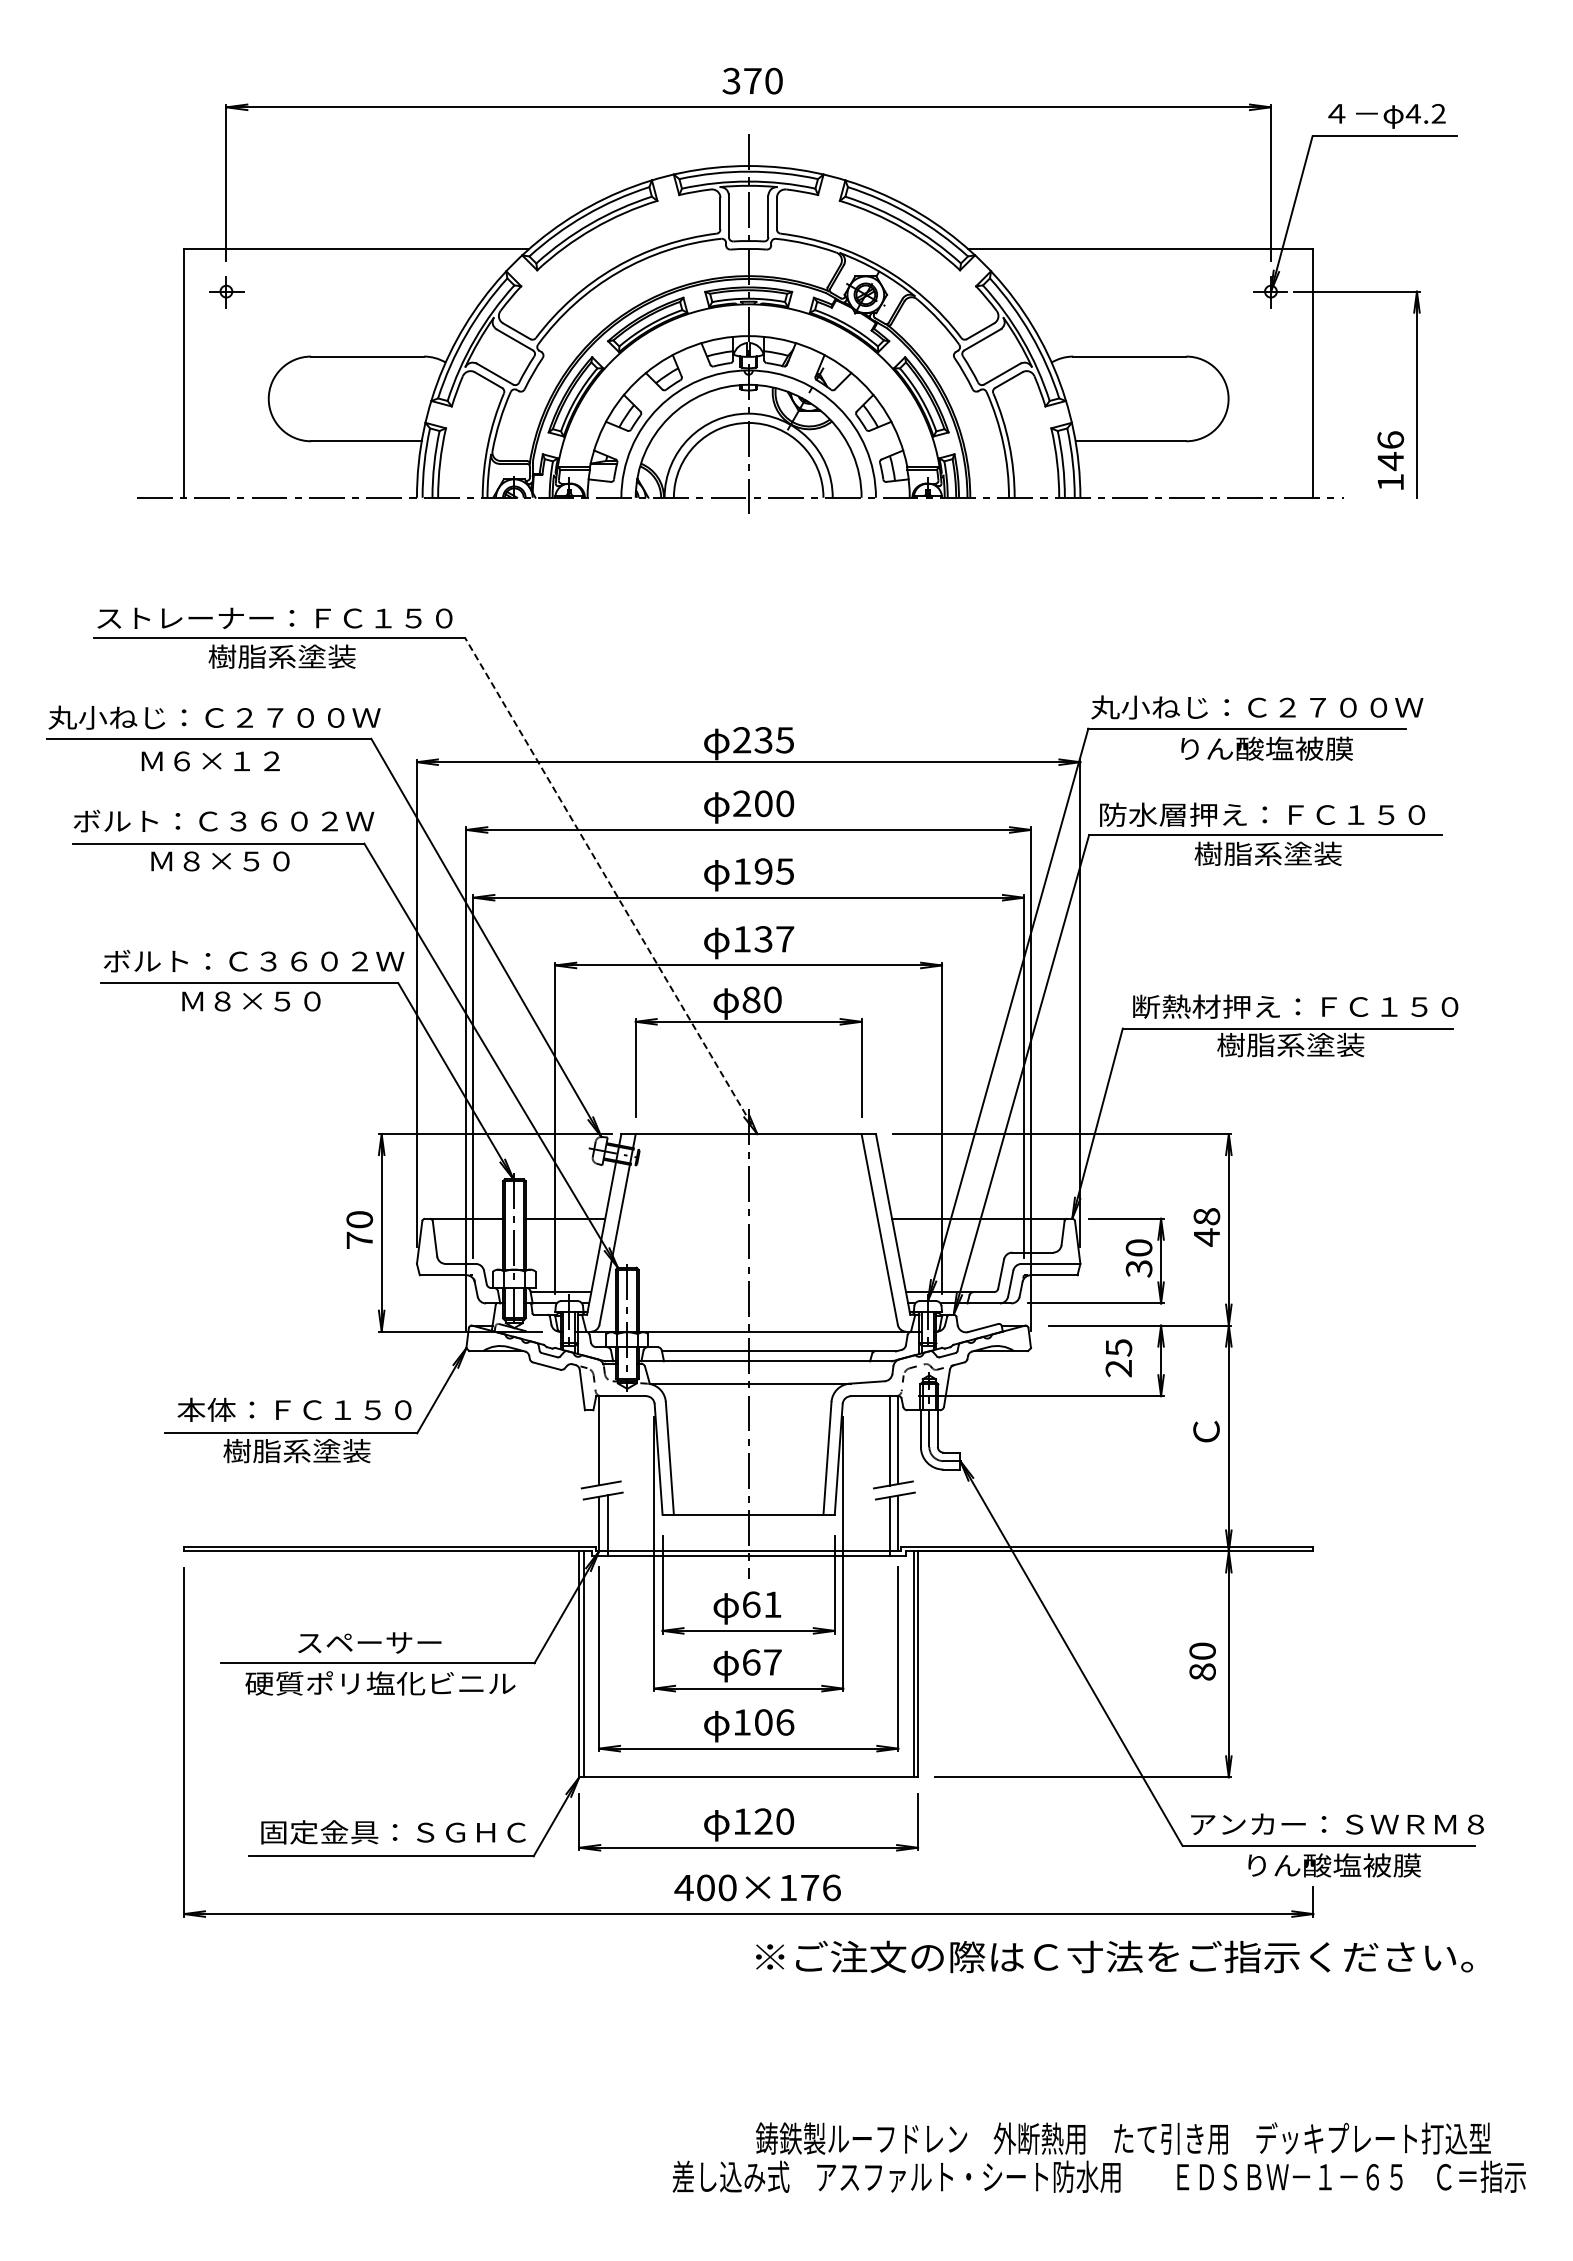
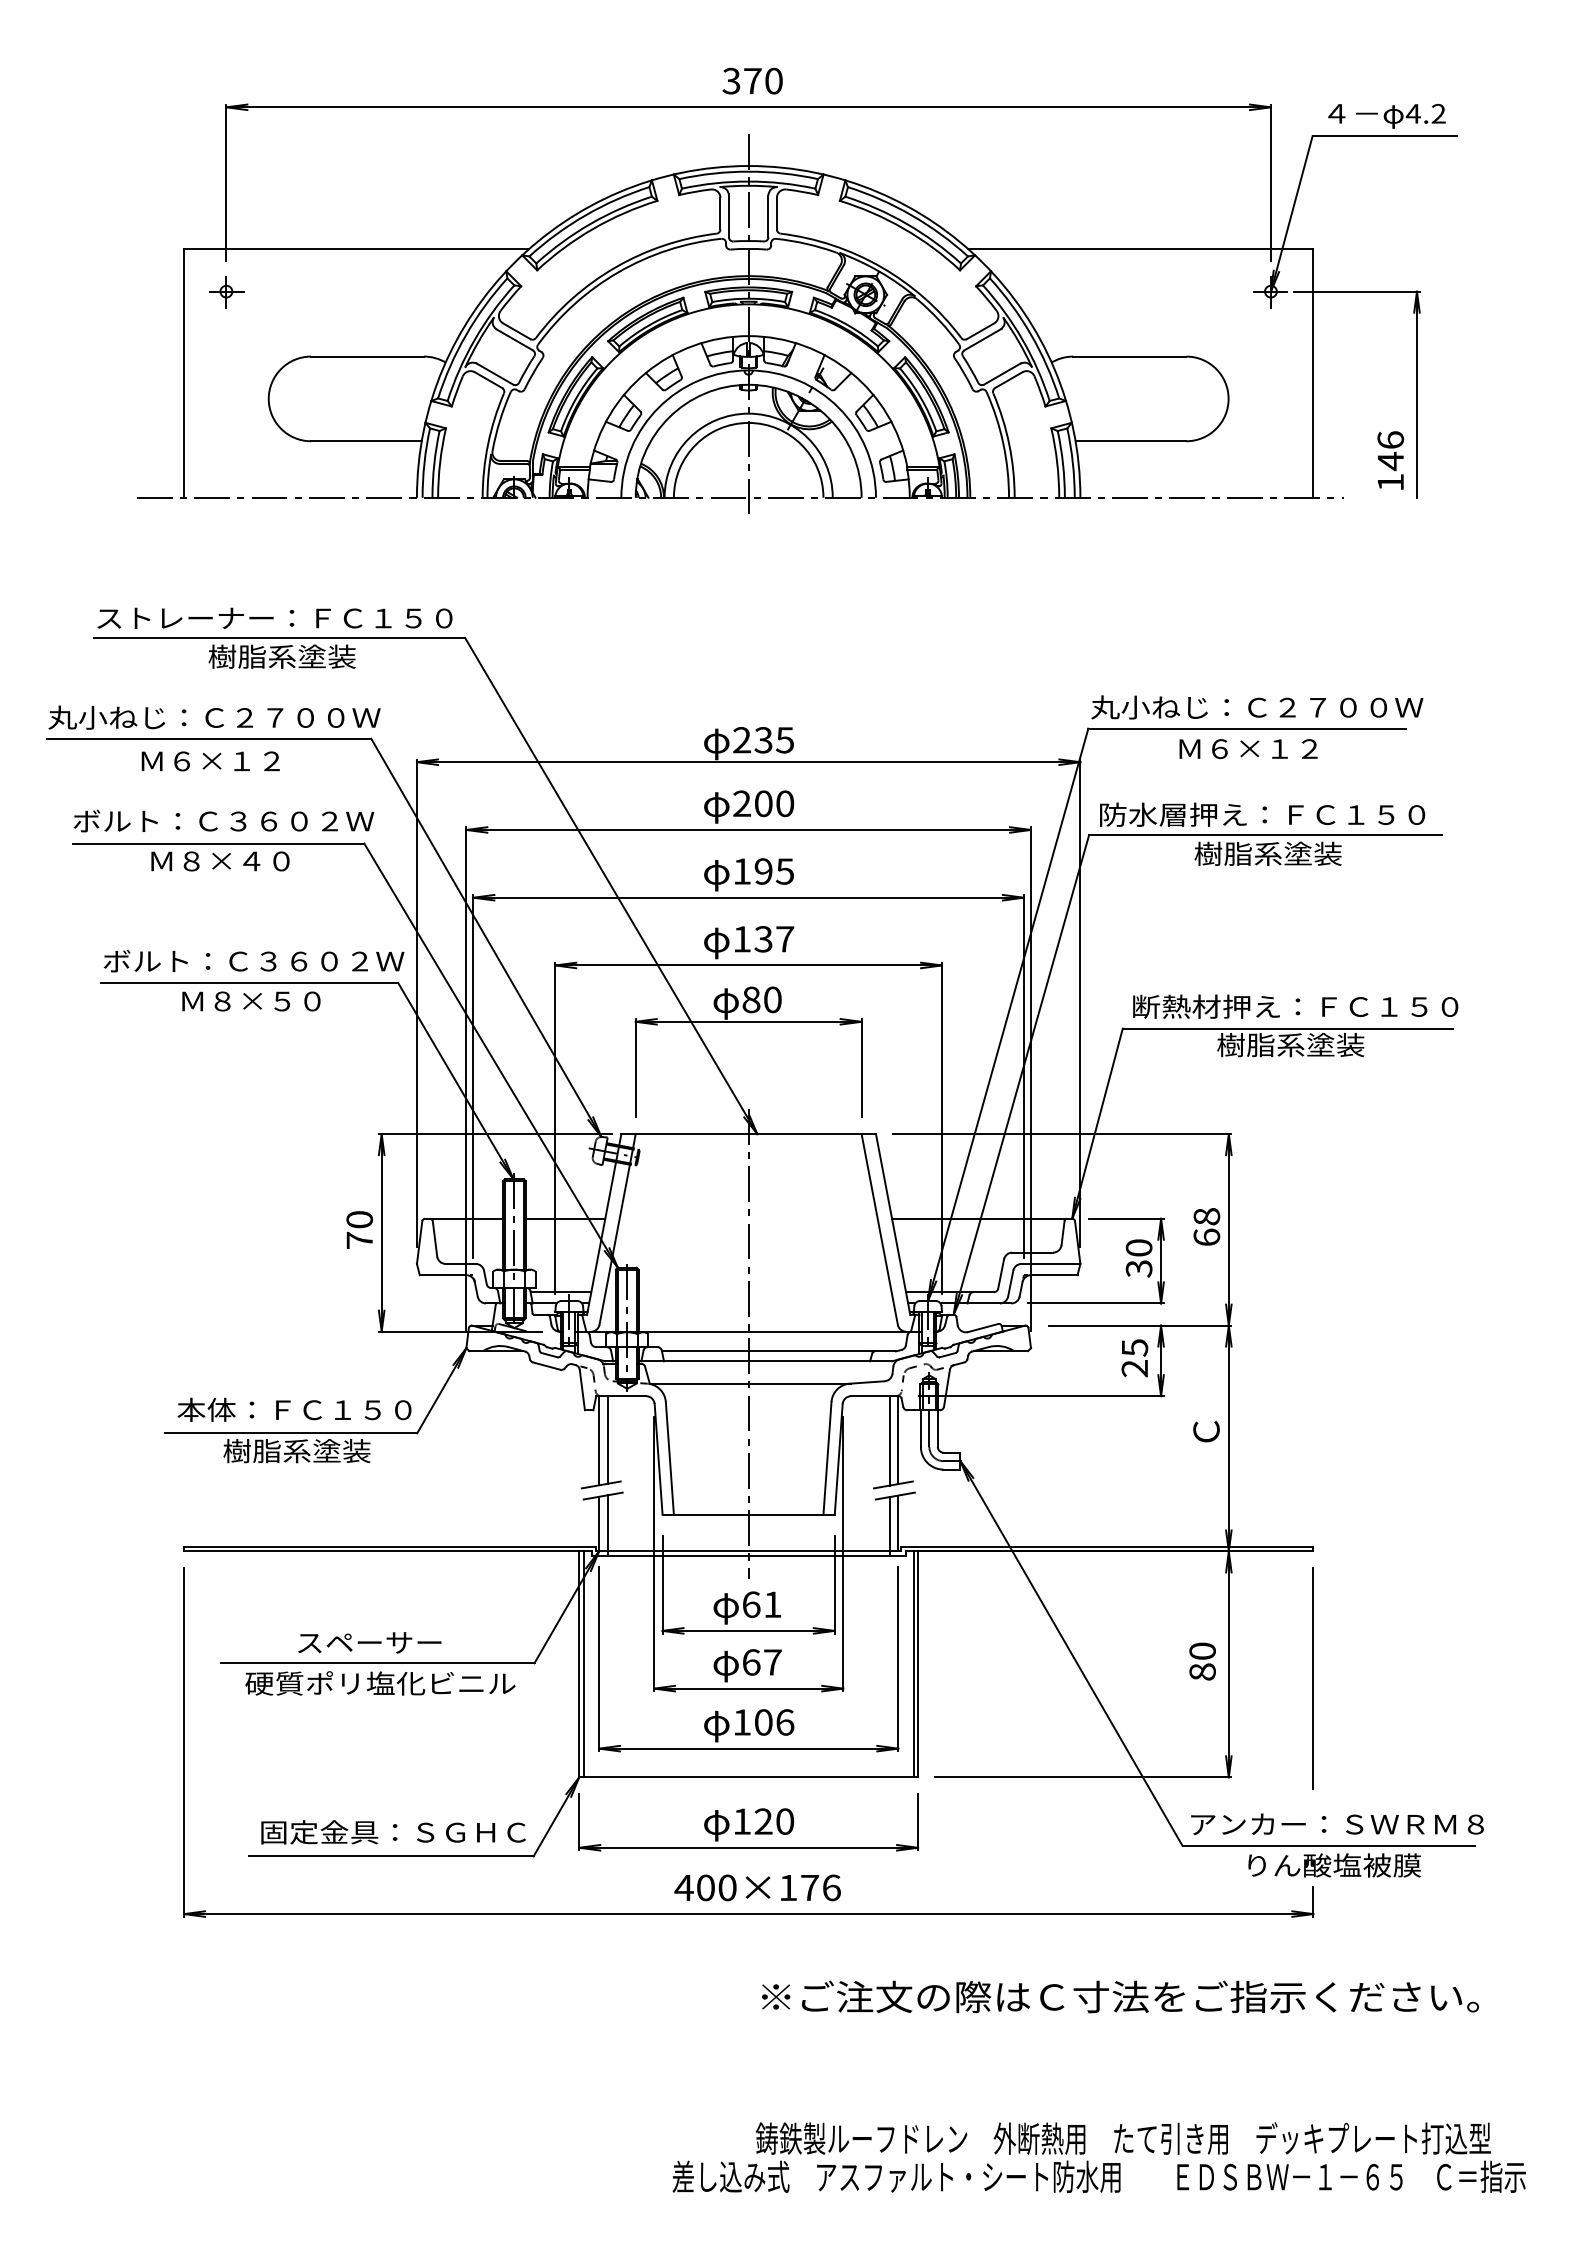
text: りん酸塩被膜 -> Ｍ６×１２ (1265, 748)
text: Ｍ８×５０ -> Ｍ８×４０ (251, 861)
line: dashed -> solid (611, 886)
text: 48 -> 68 (1206, 1237)
text position: (1118, 1358) -> (1134, 1358) (1134, 1358)
line: none -> present (607, 1439)
line: none -> present (1313, 1678)
text position: (1114, 1956) -> (1120, 1996) (1120, 1996)
